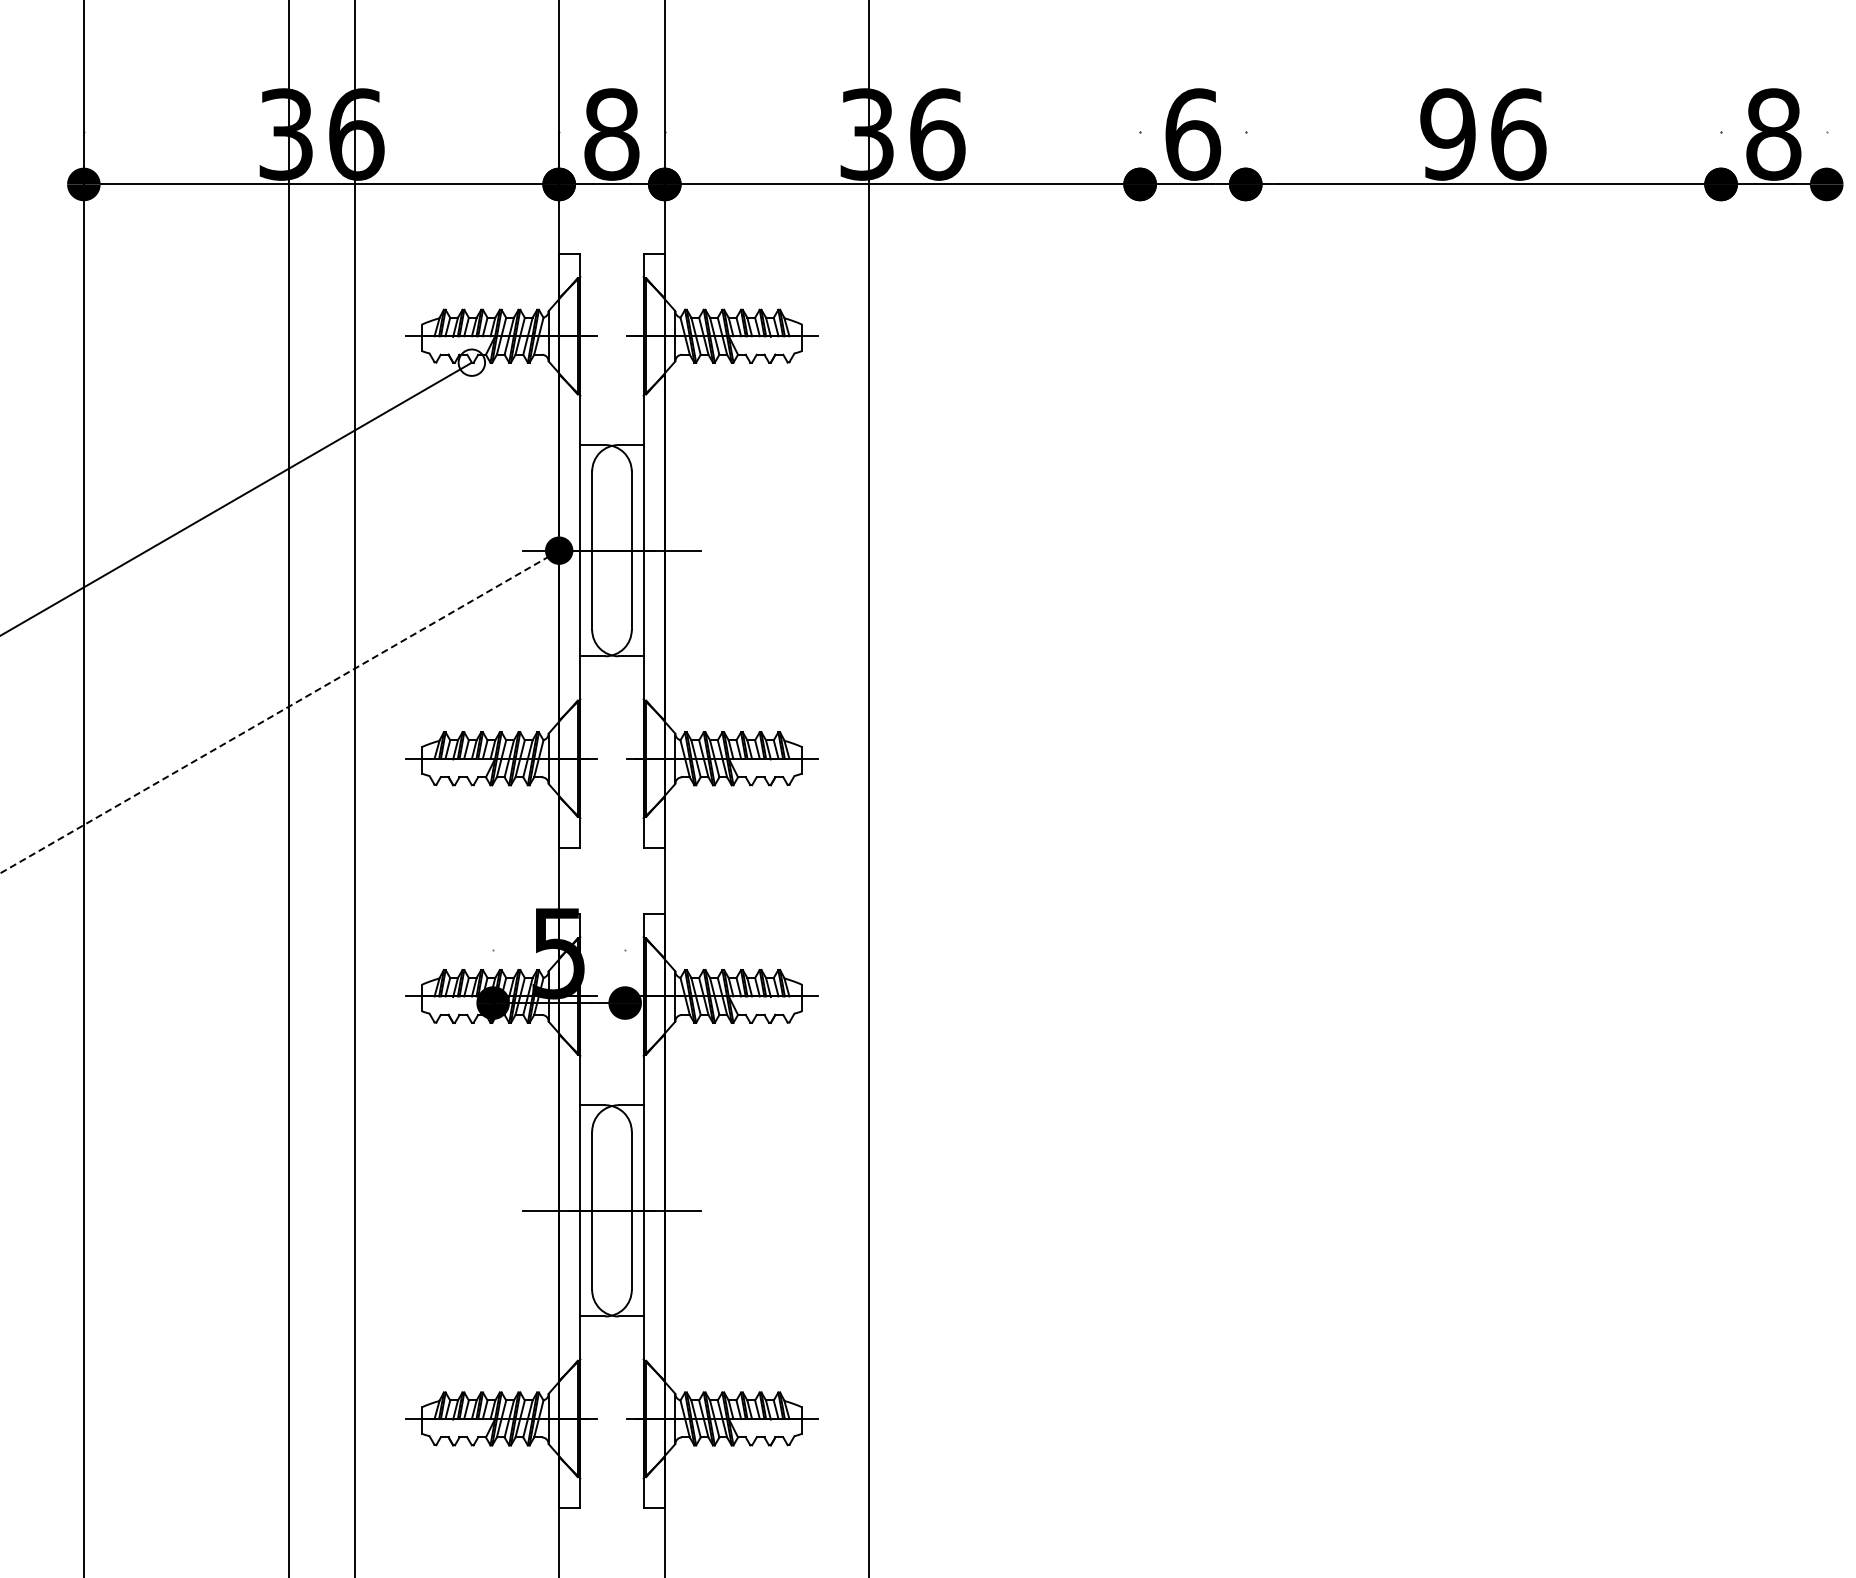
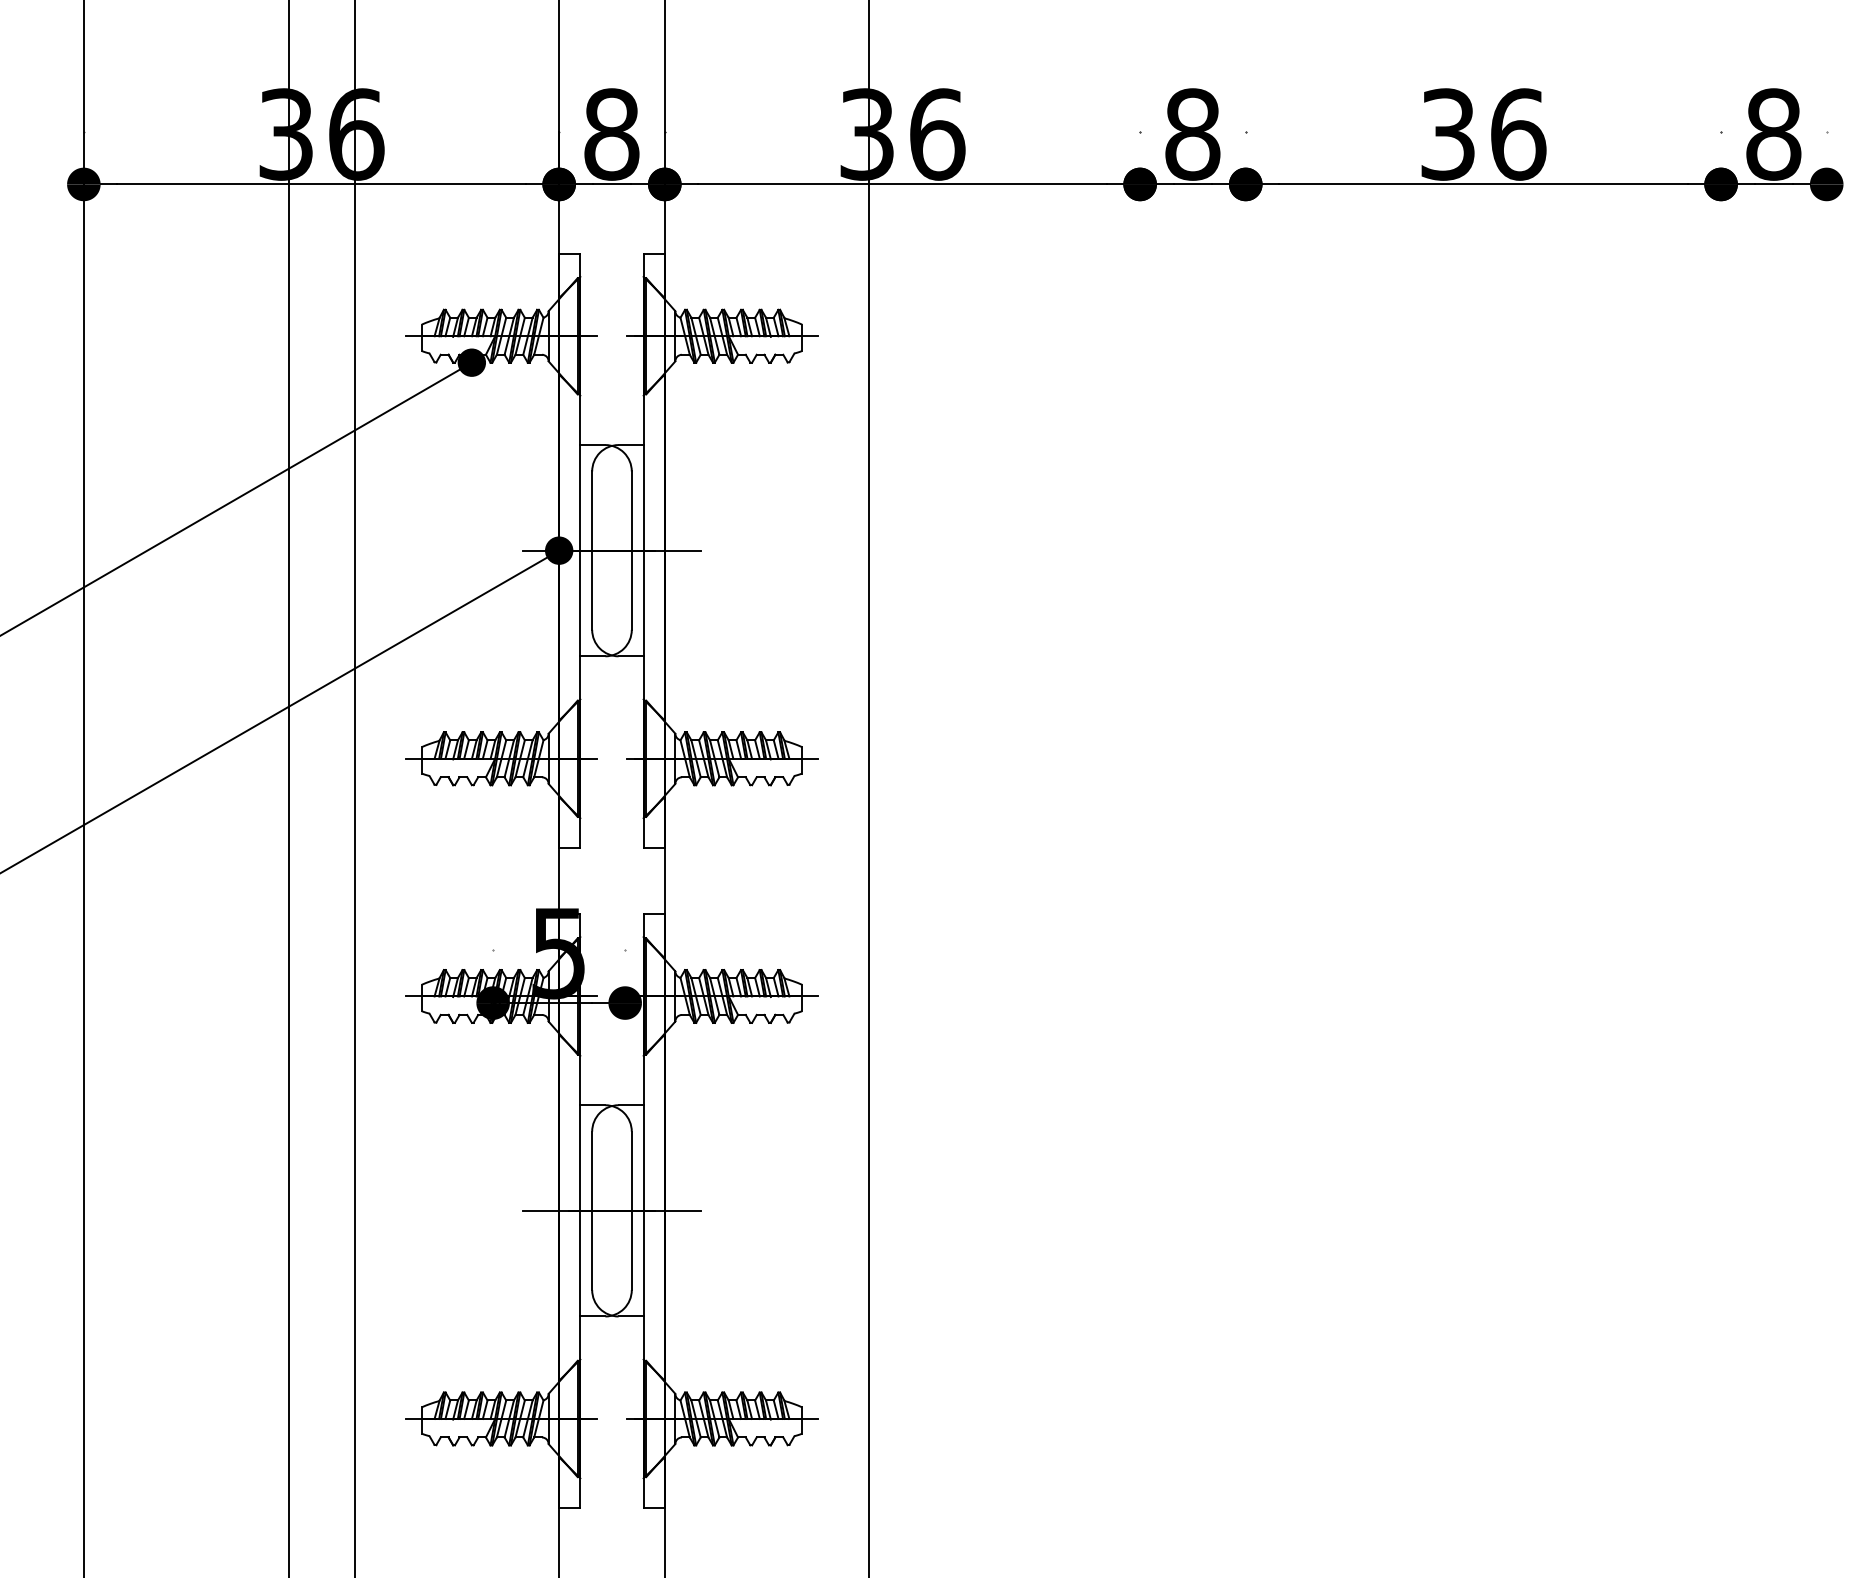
text: 6 -> 8 (1193, 134)
text: 96 -> 36 (1447, 134)
fill: none -> present (471, 362)
line: dashed -> solid (279, 712)
